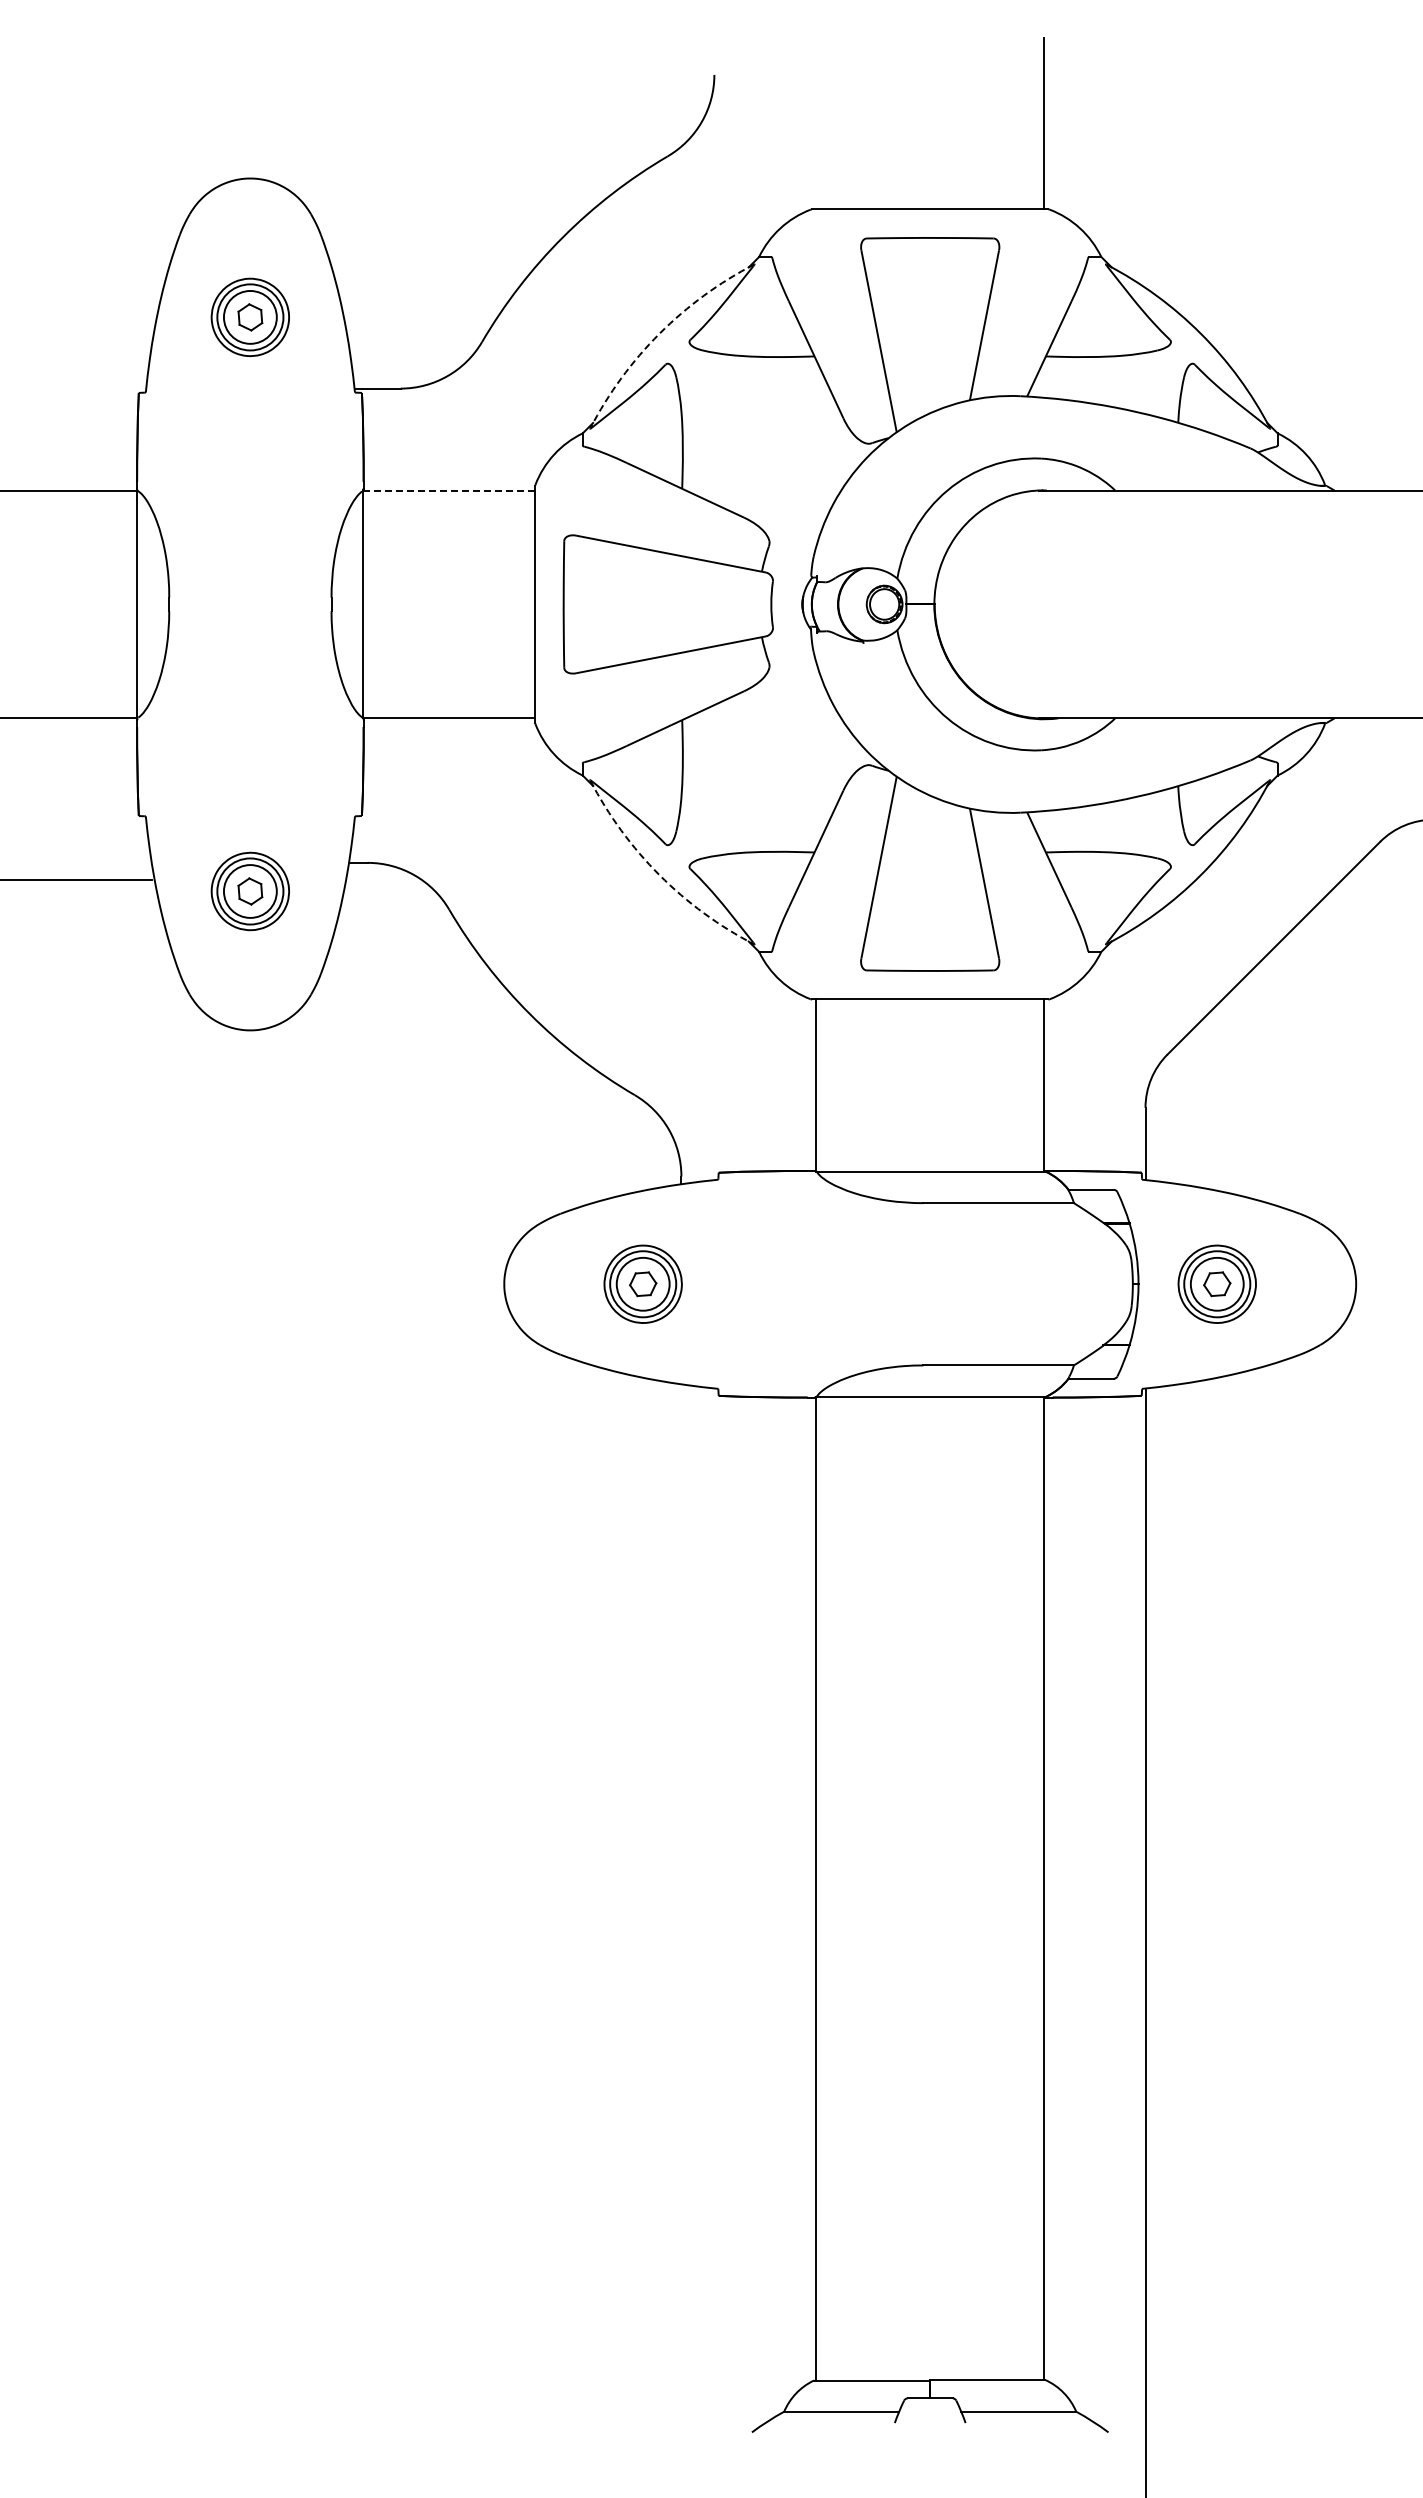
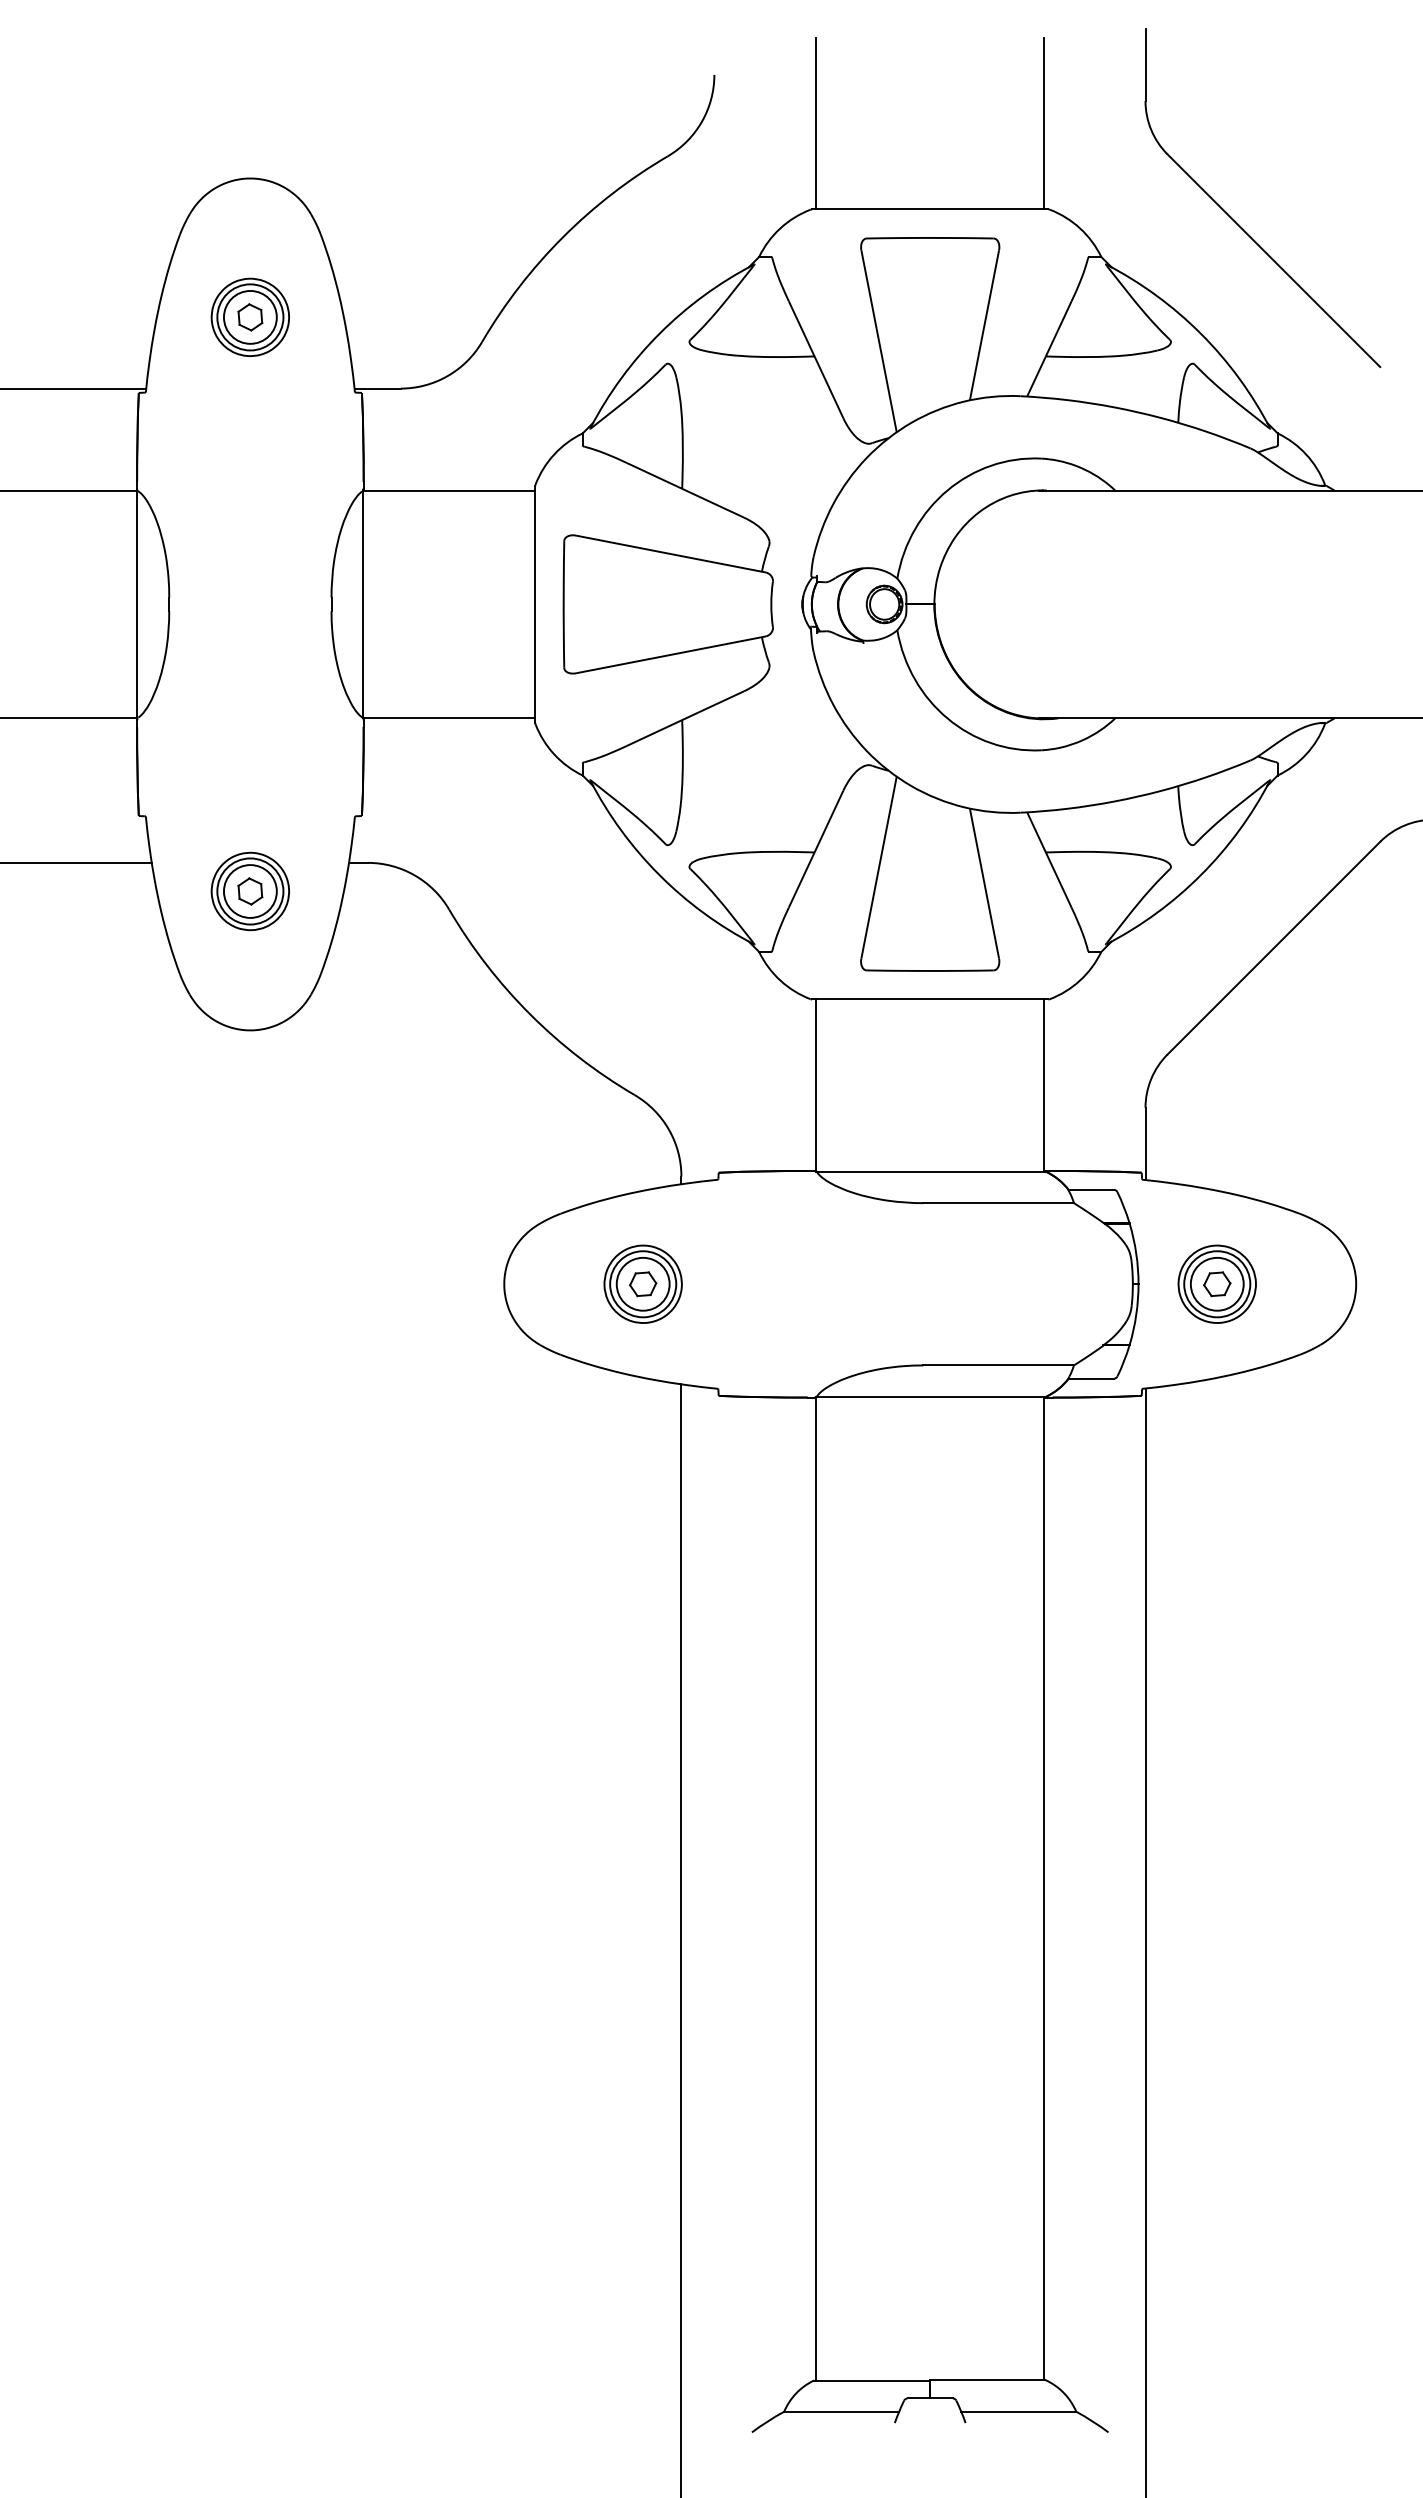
line: none -> present (816, 123)
part: none -> present (1237, 222)
arc: dashed -> solid (659, 333)
line: none -> present (74, 388)
line: dashed -> solid (449, 490)
arc: dashed -> solid (659, 875)
line position: (76, 879) -> (76, 862) (76, 862)
line: none -> present (681, 1939)
